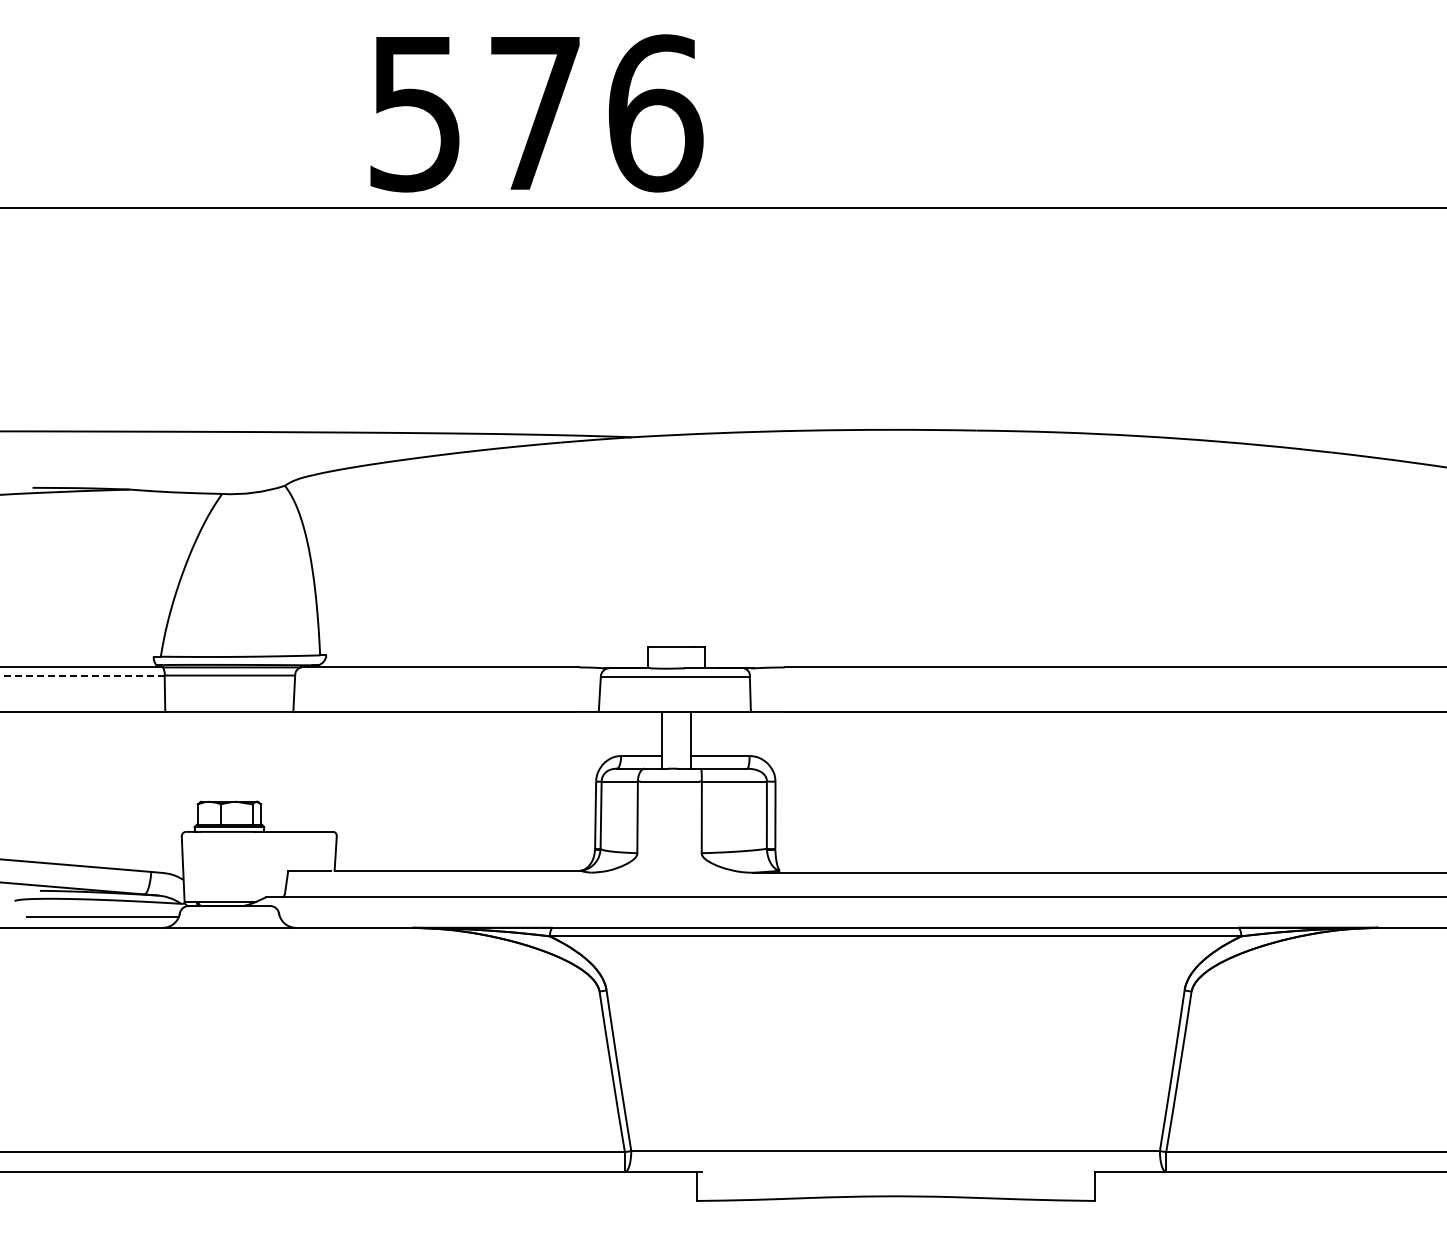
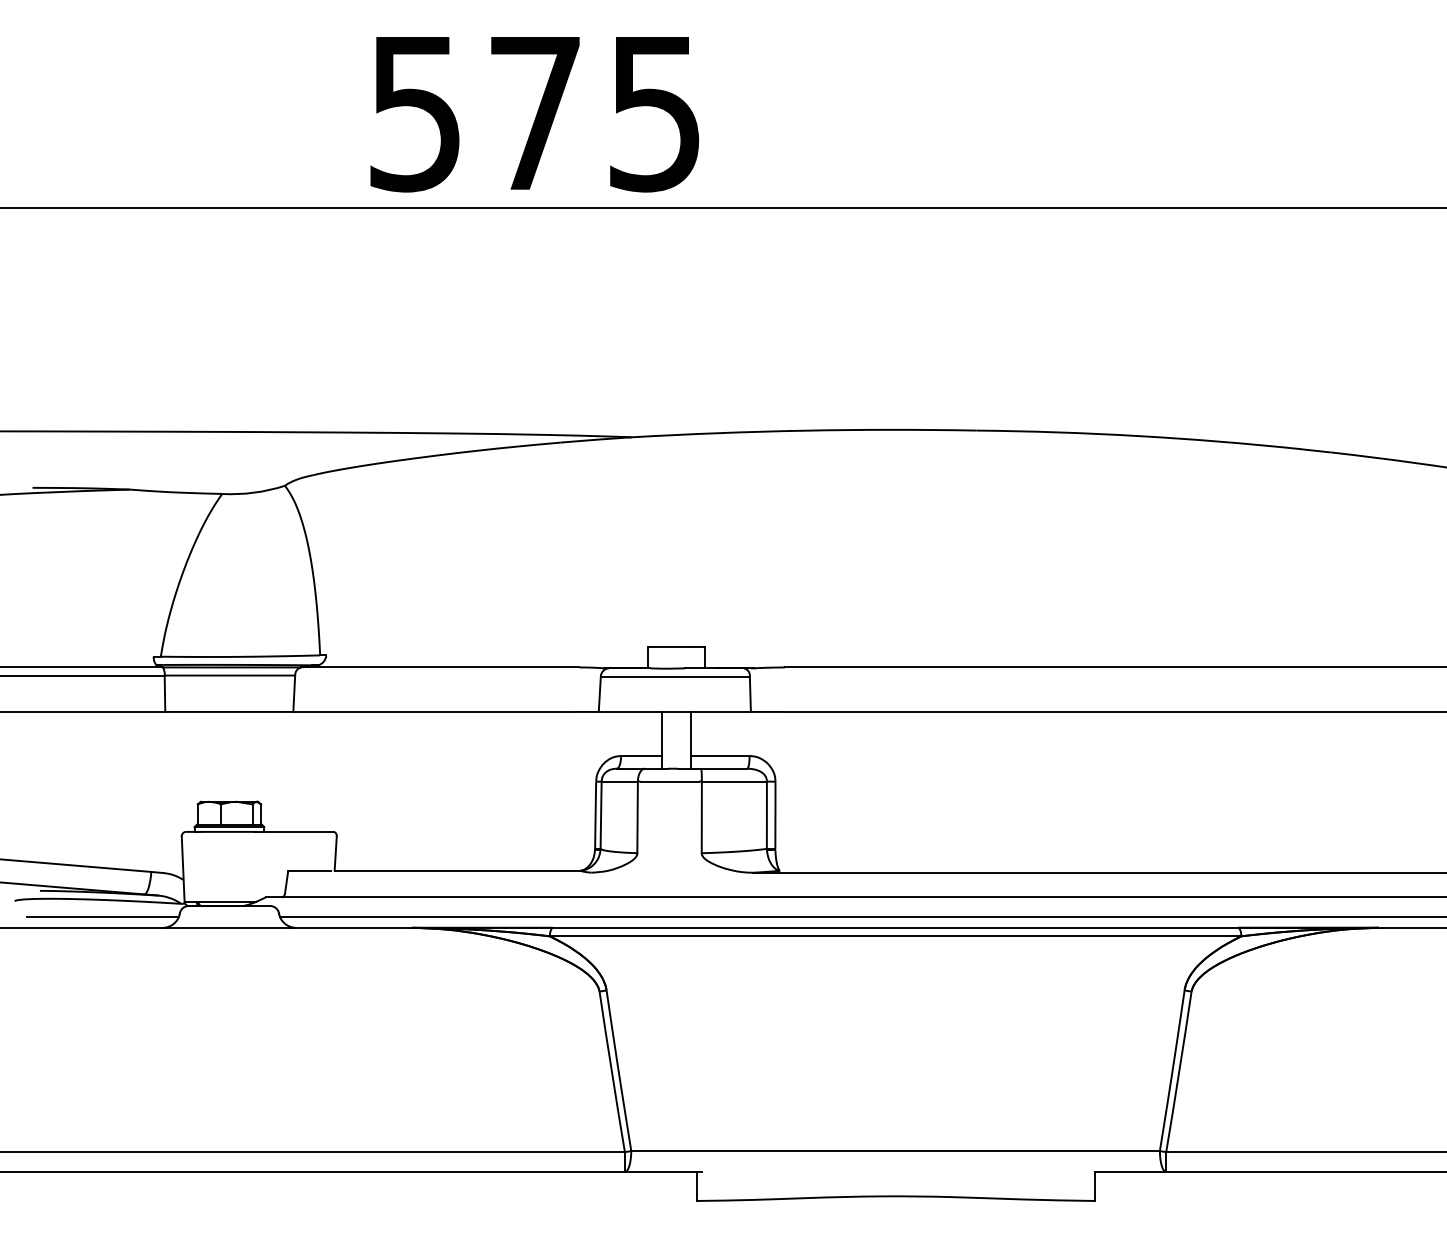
text: 576 -> 575 (655, 113)
line: dashed -> solid (81, 675)
line: none -> present (861, 916)
